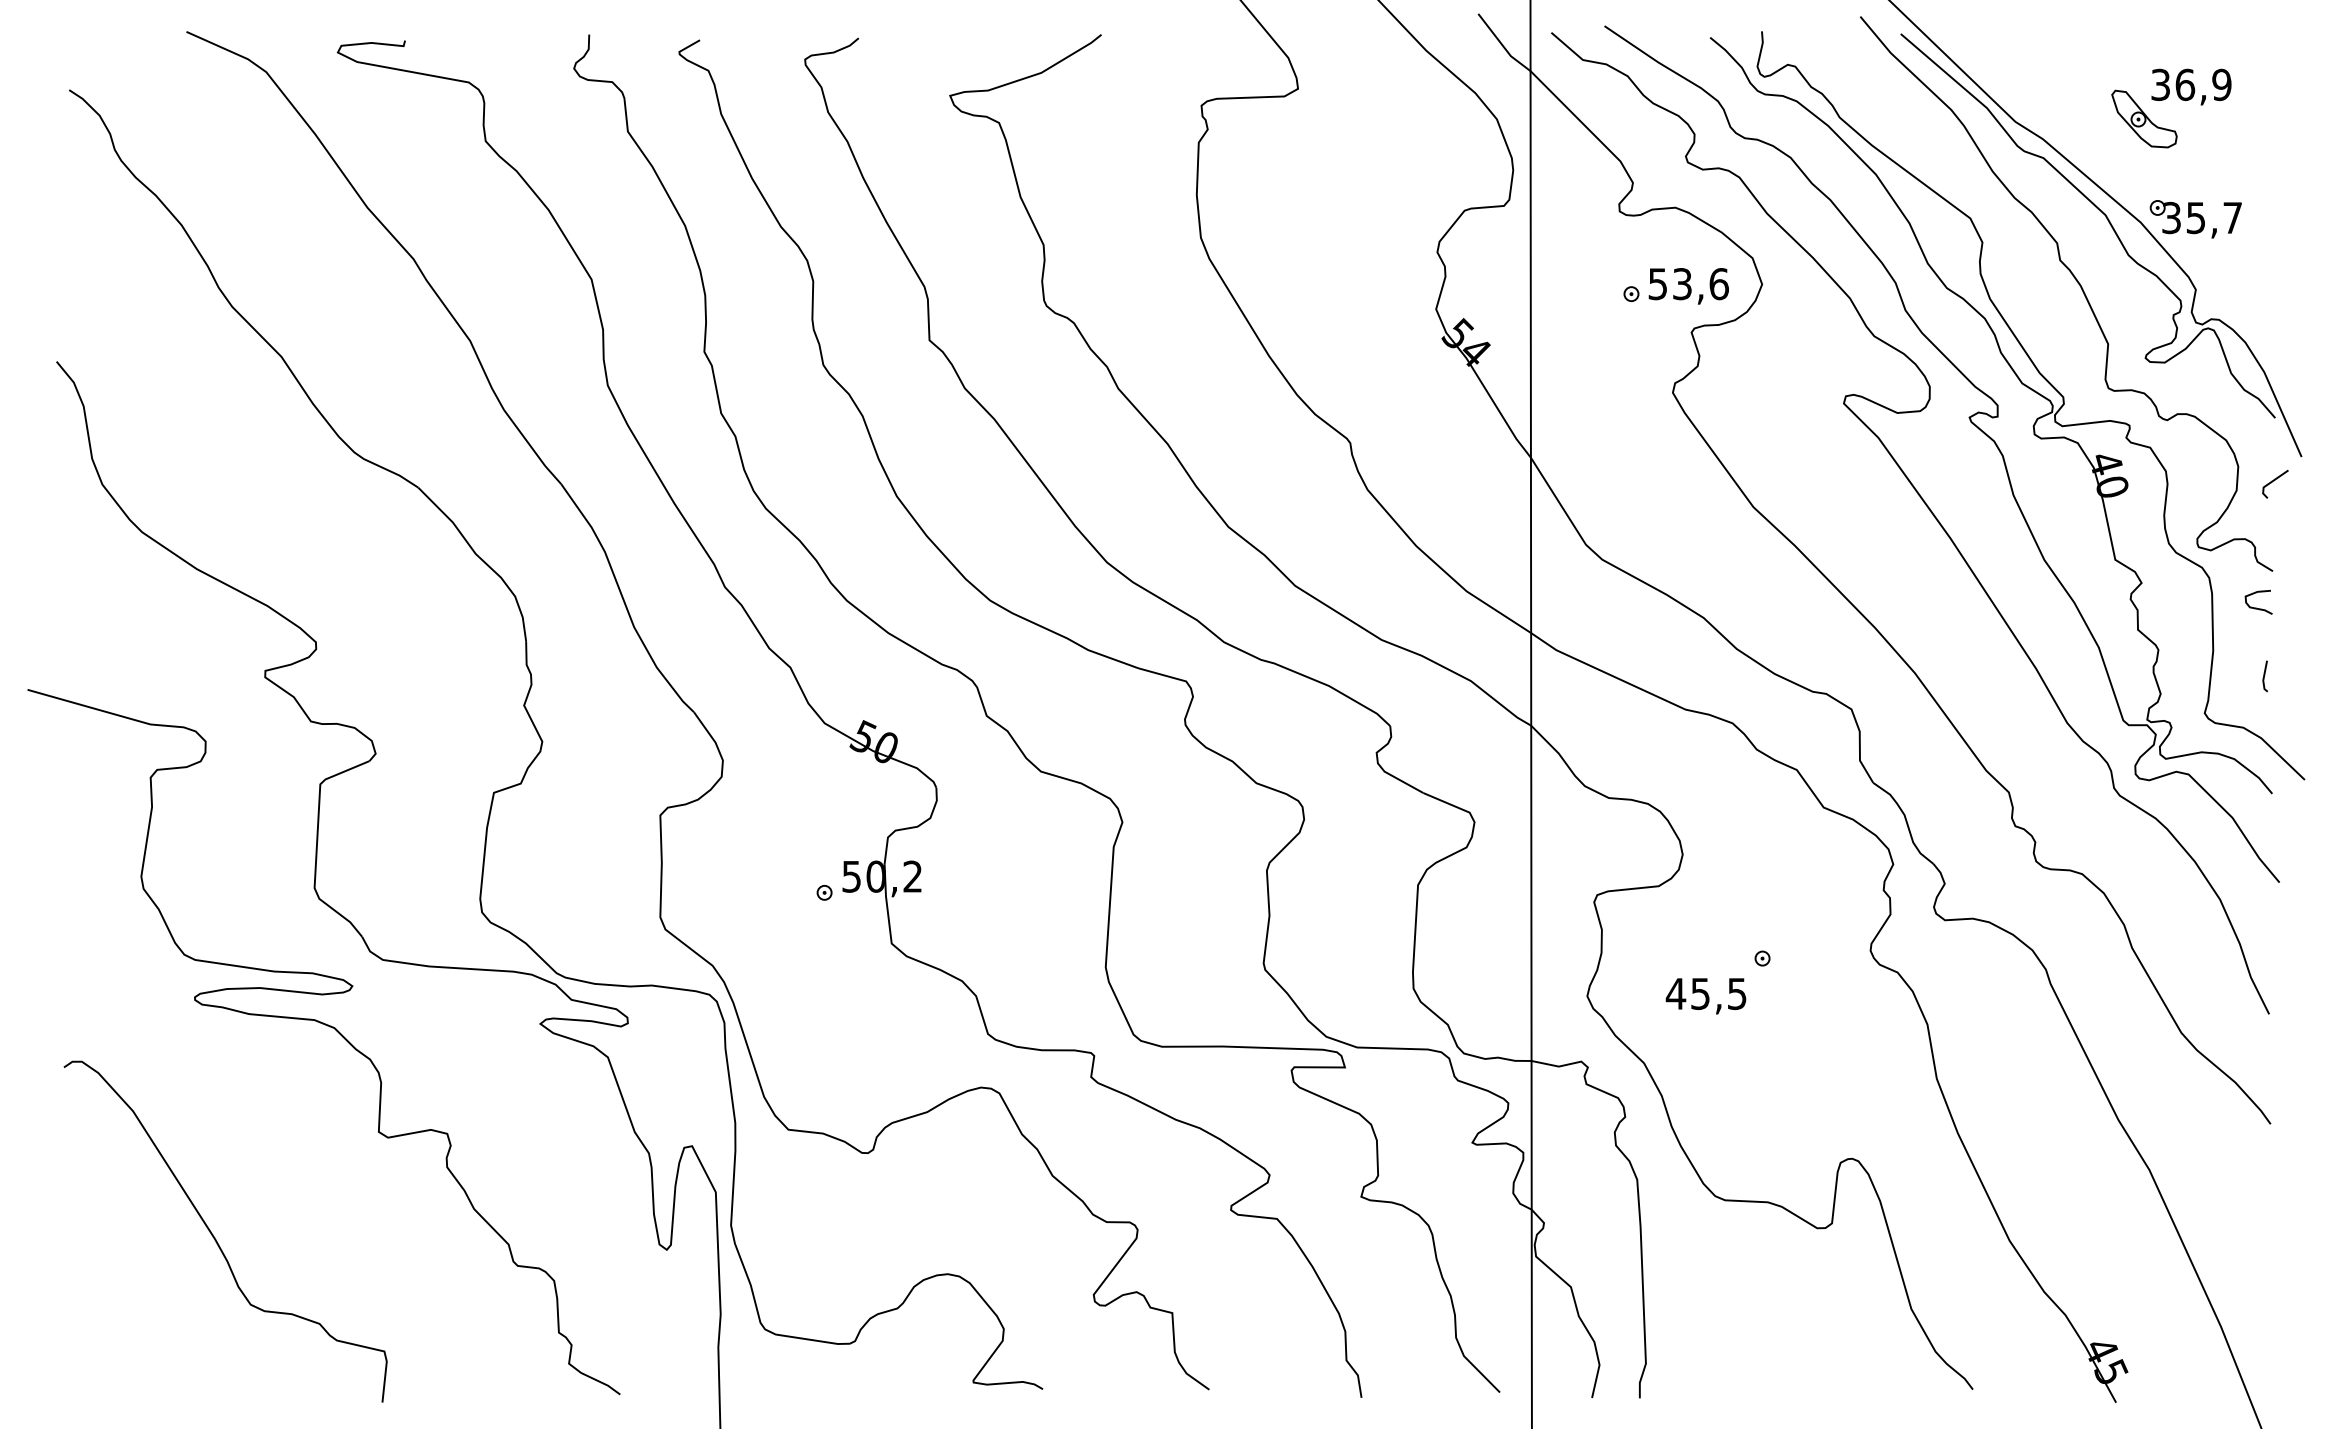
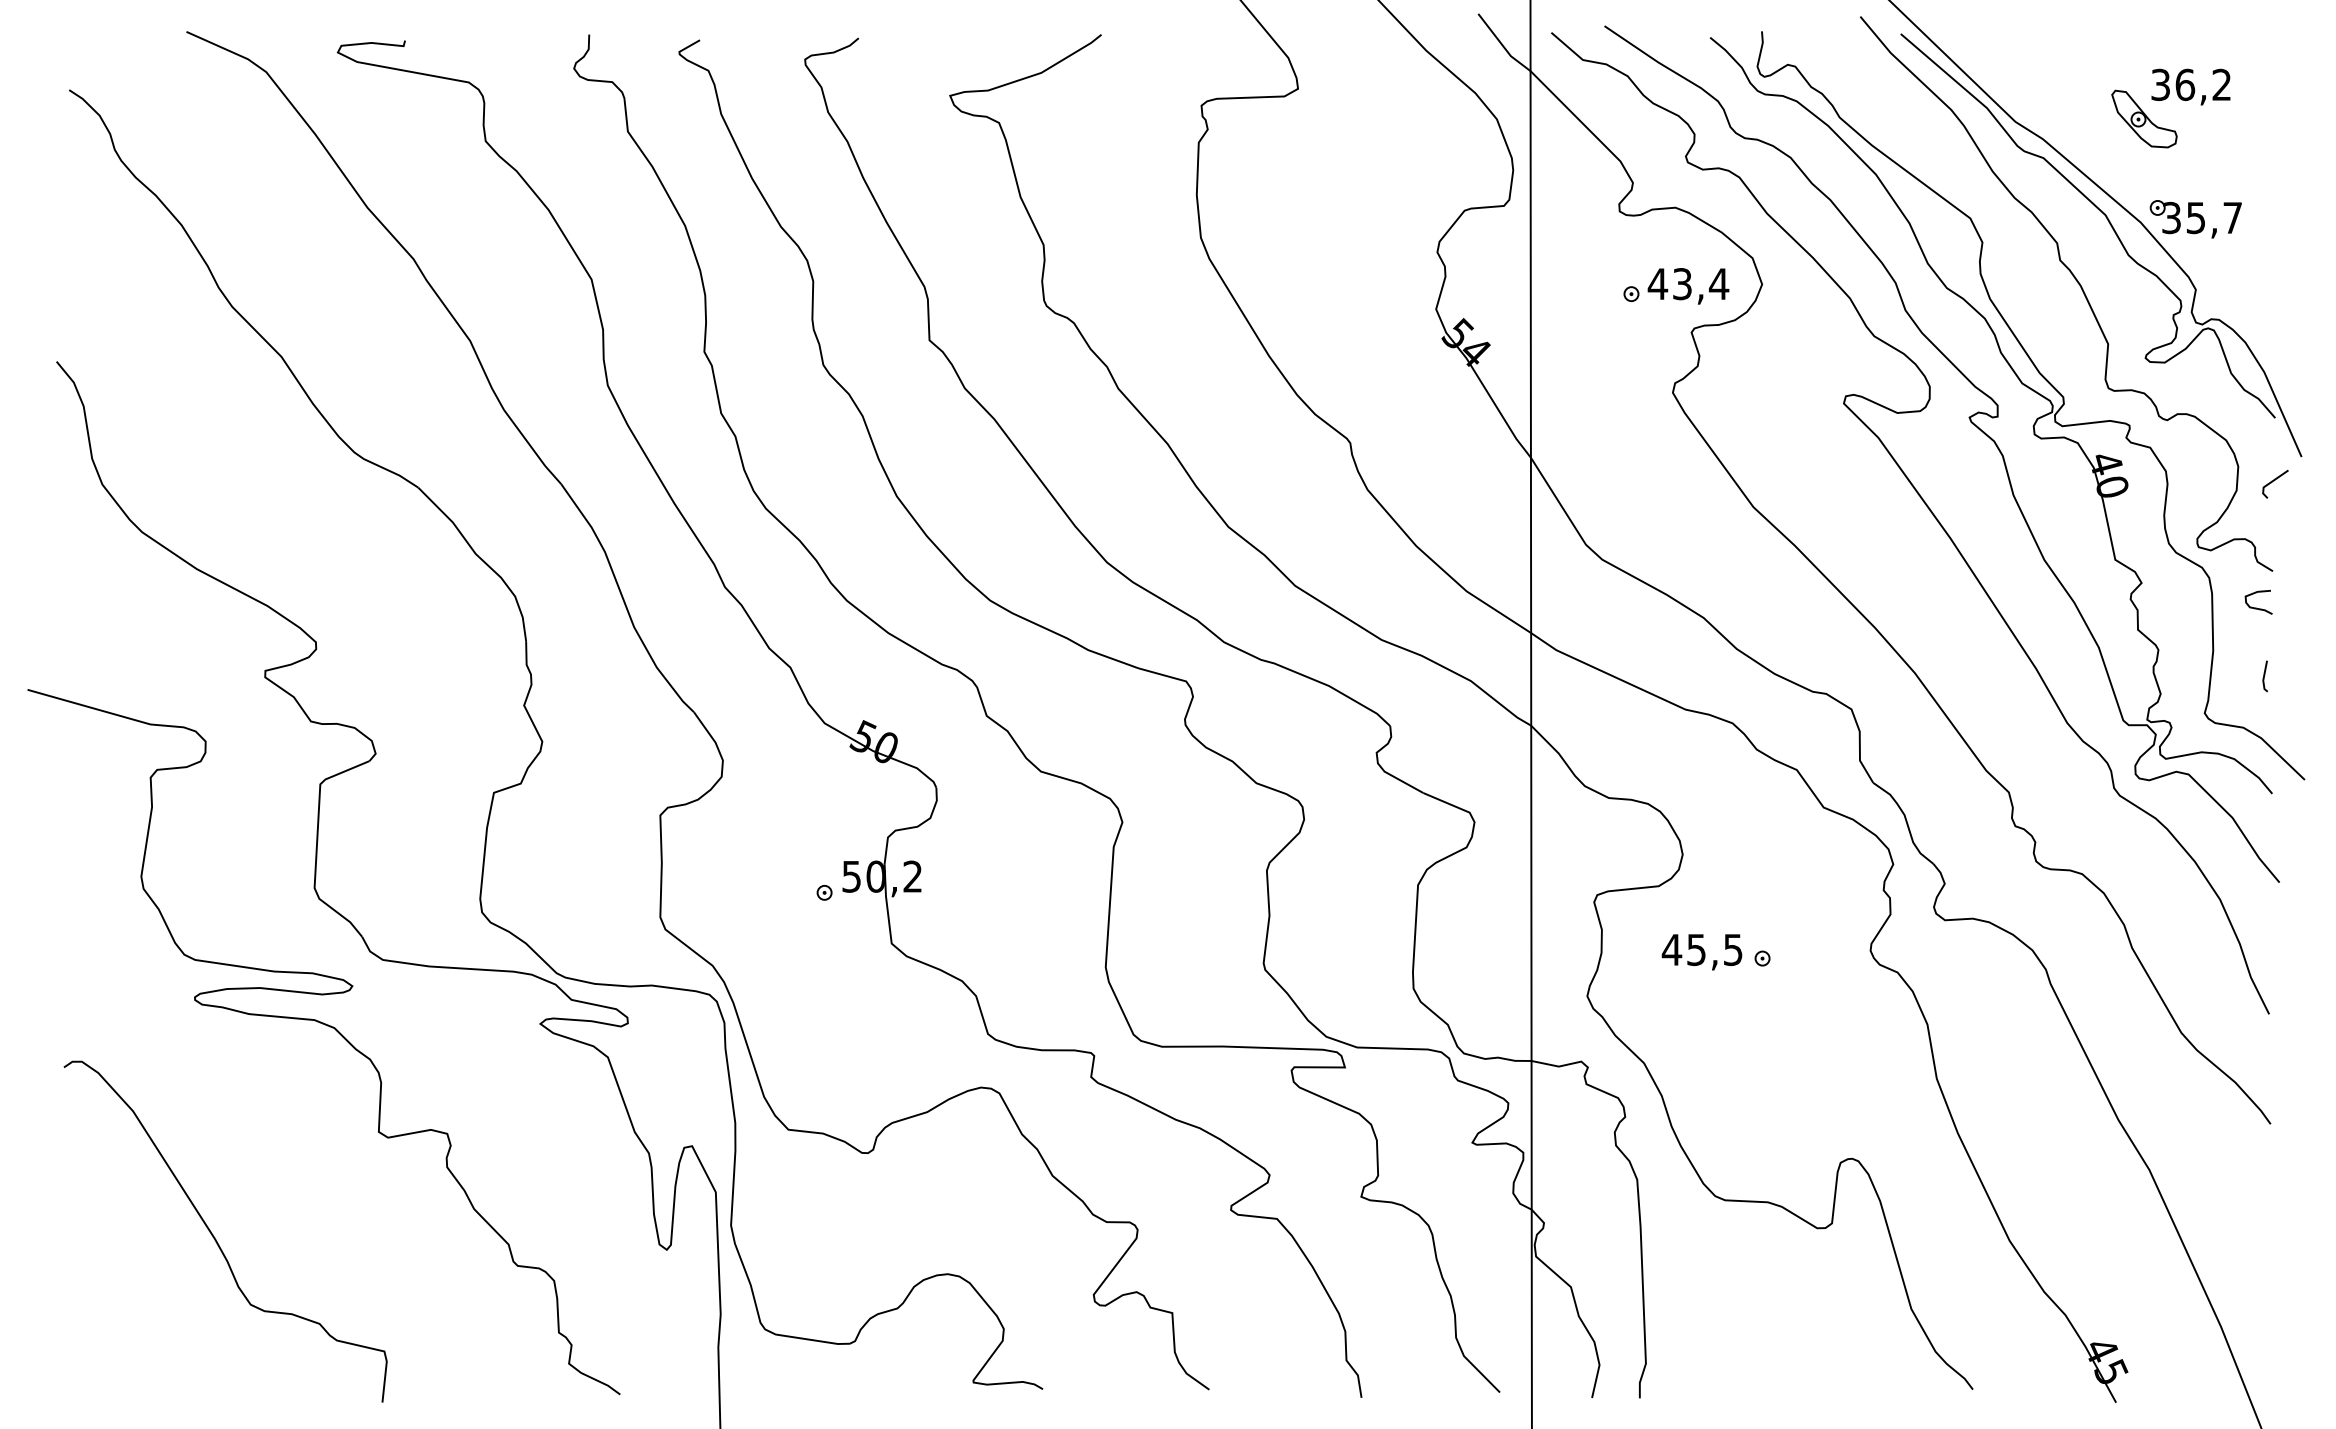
text: 36,9 -> 36,2 (2221, 84)
text: 53,6 -> 43,4 (1688, 284)
text position: (1705, 996) -> (1701, 952) (1701, 952)
